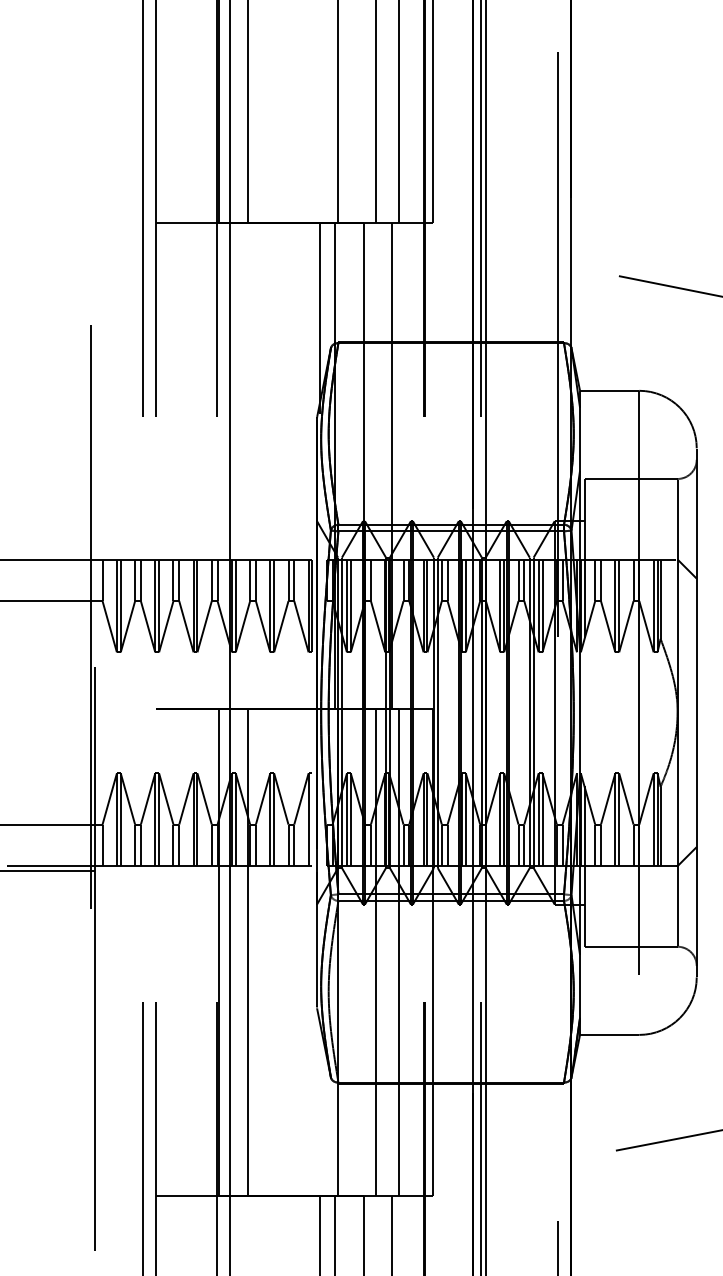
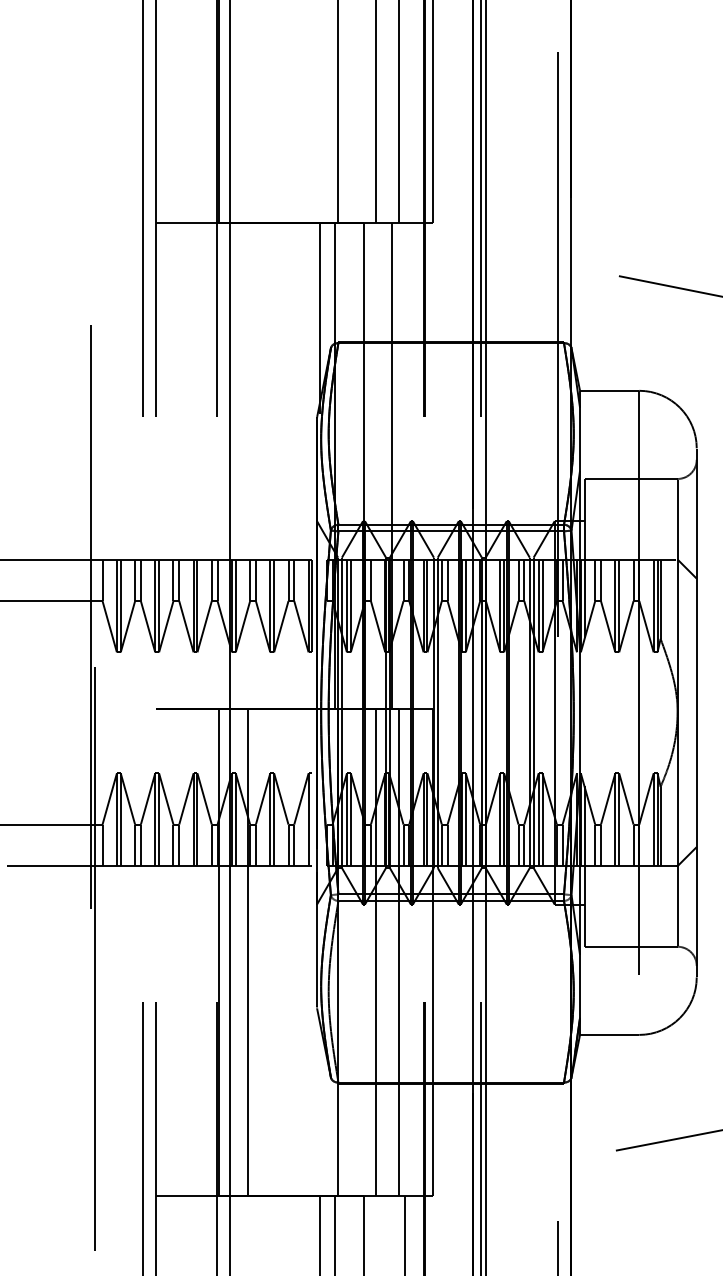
line: present -> none (248, 112)
line: present -> none (48, 870)
line position: (391, 1234) -> (404, 1234) (404, 1234)
